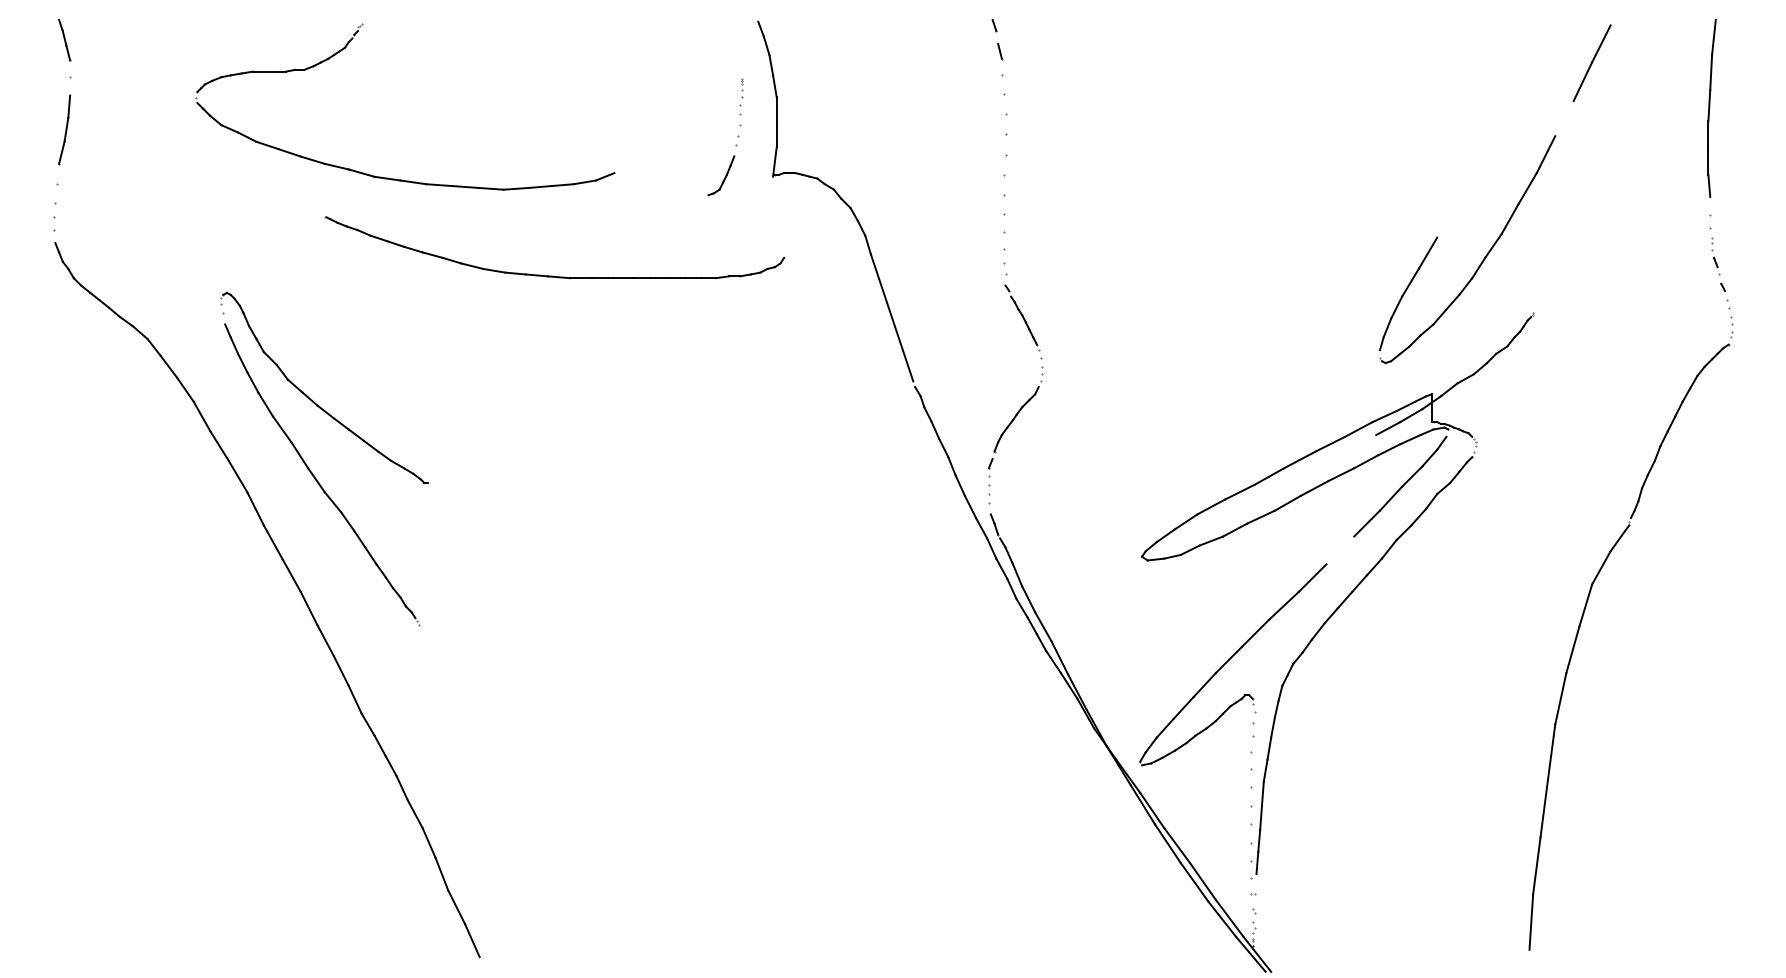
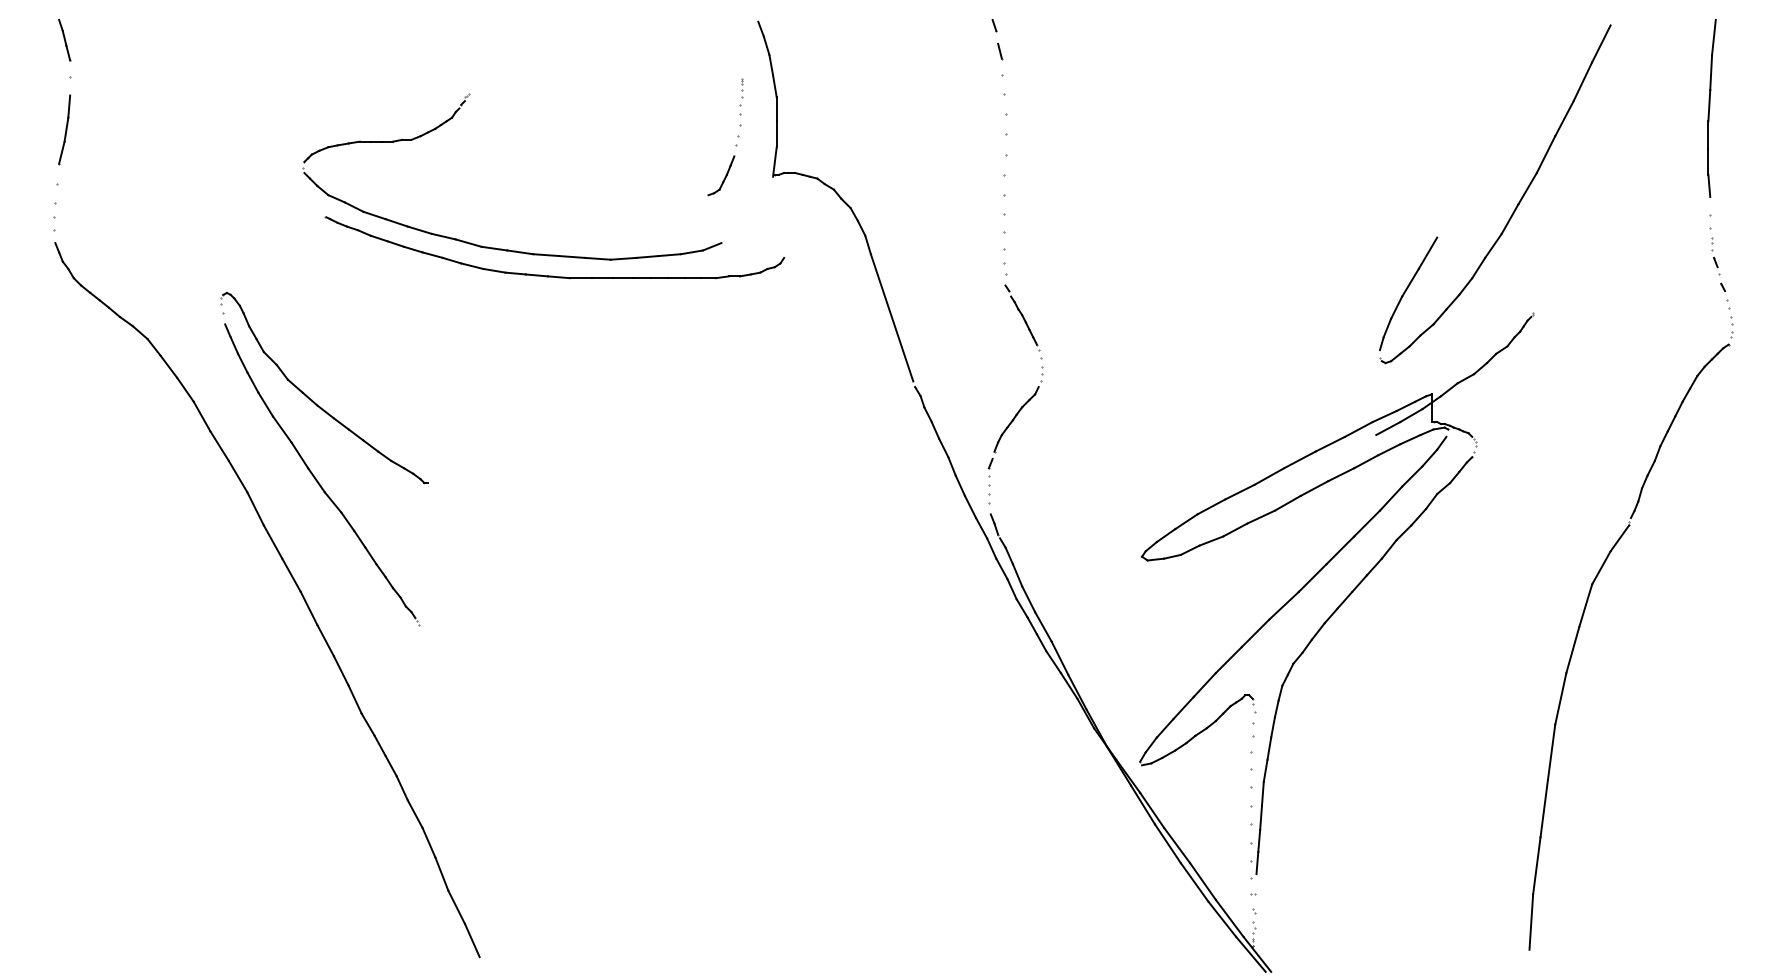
line: none -> present (1564, 118)
part position: (395, 178) -> (502, 248) (502, 248)
line: none -> present (1340, 550)
